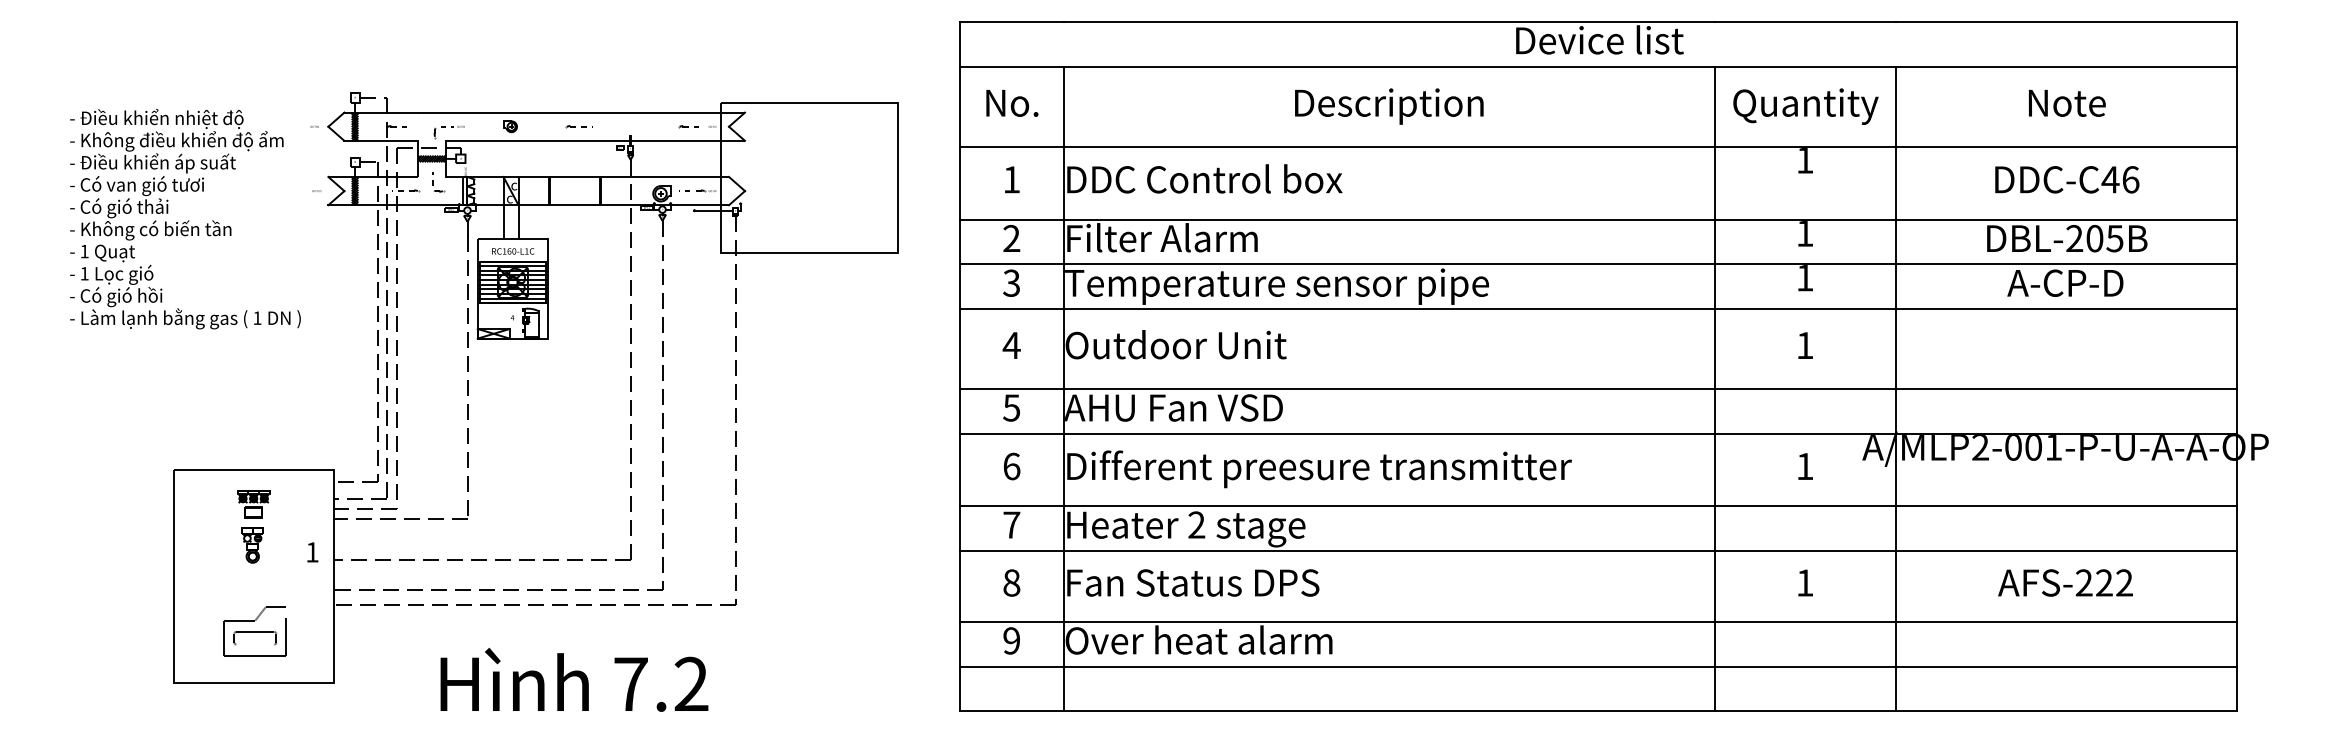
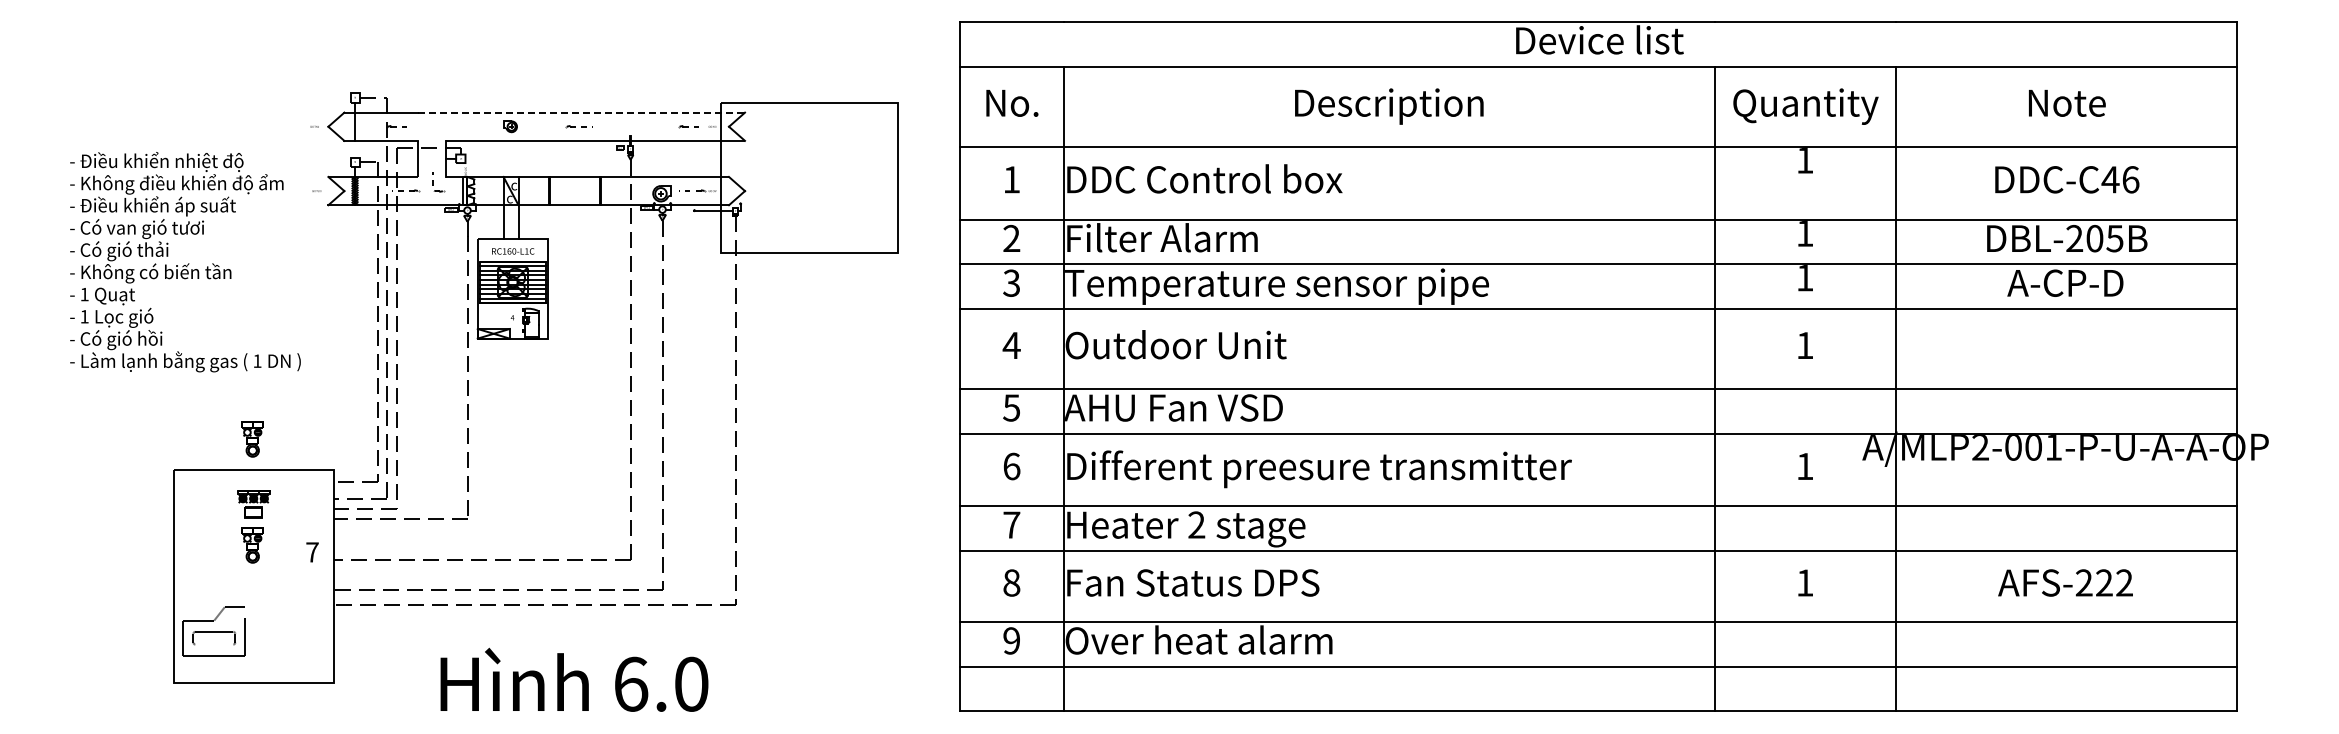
line: solid -> dashed (581, 112)
hatch: present -> none (354, 126)
part: present -> none (448, 132)
hatch: present -> none (431, 158)
text position: (185, 219) -> (185, 262) (185, 262)
part: none -> present (252, 439)
text: 1 -> 7 (312, 552)
part position: (254, 631) -> (213, 631) (213, 631)
text: 7.2 -> 6.0 (661, 683)
